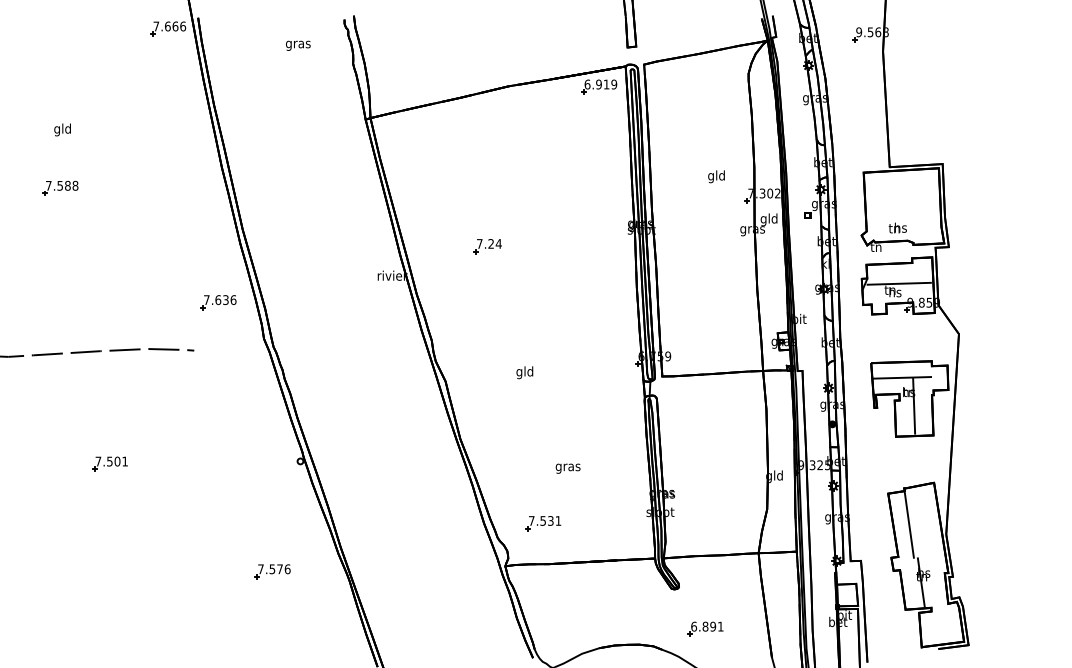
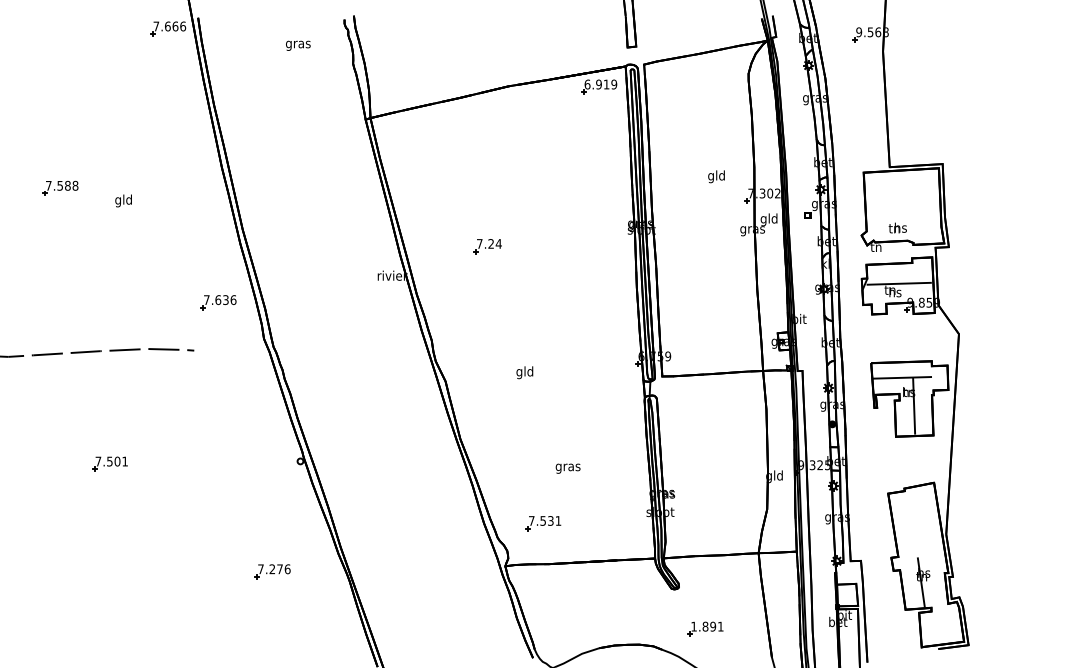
text position: (62, 129) -> (123, 200) (123, 200)
line: present -> none (908, 522)
text: 7.576 -> 7.276 (272, 569)
text: 6.891 -> 1.891 (694, 626)
